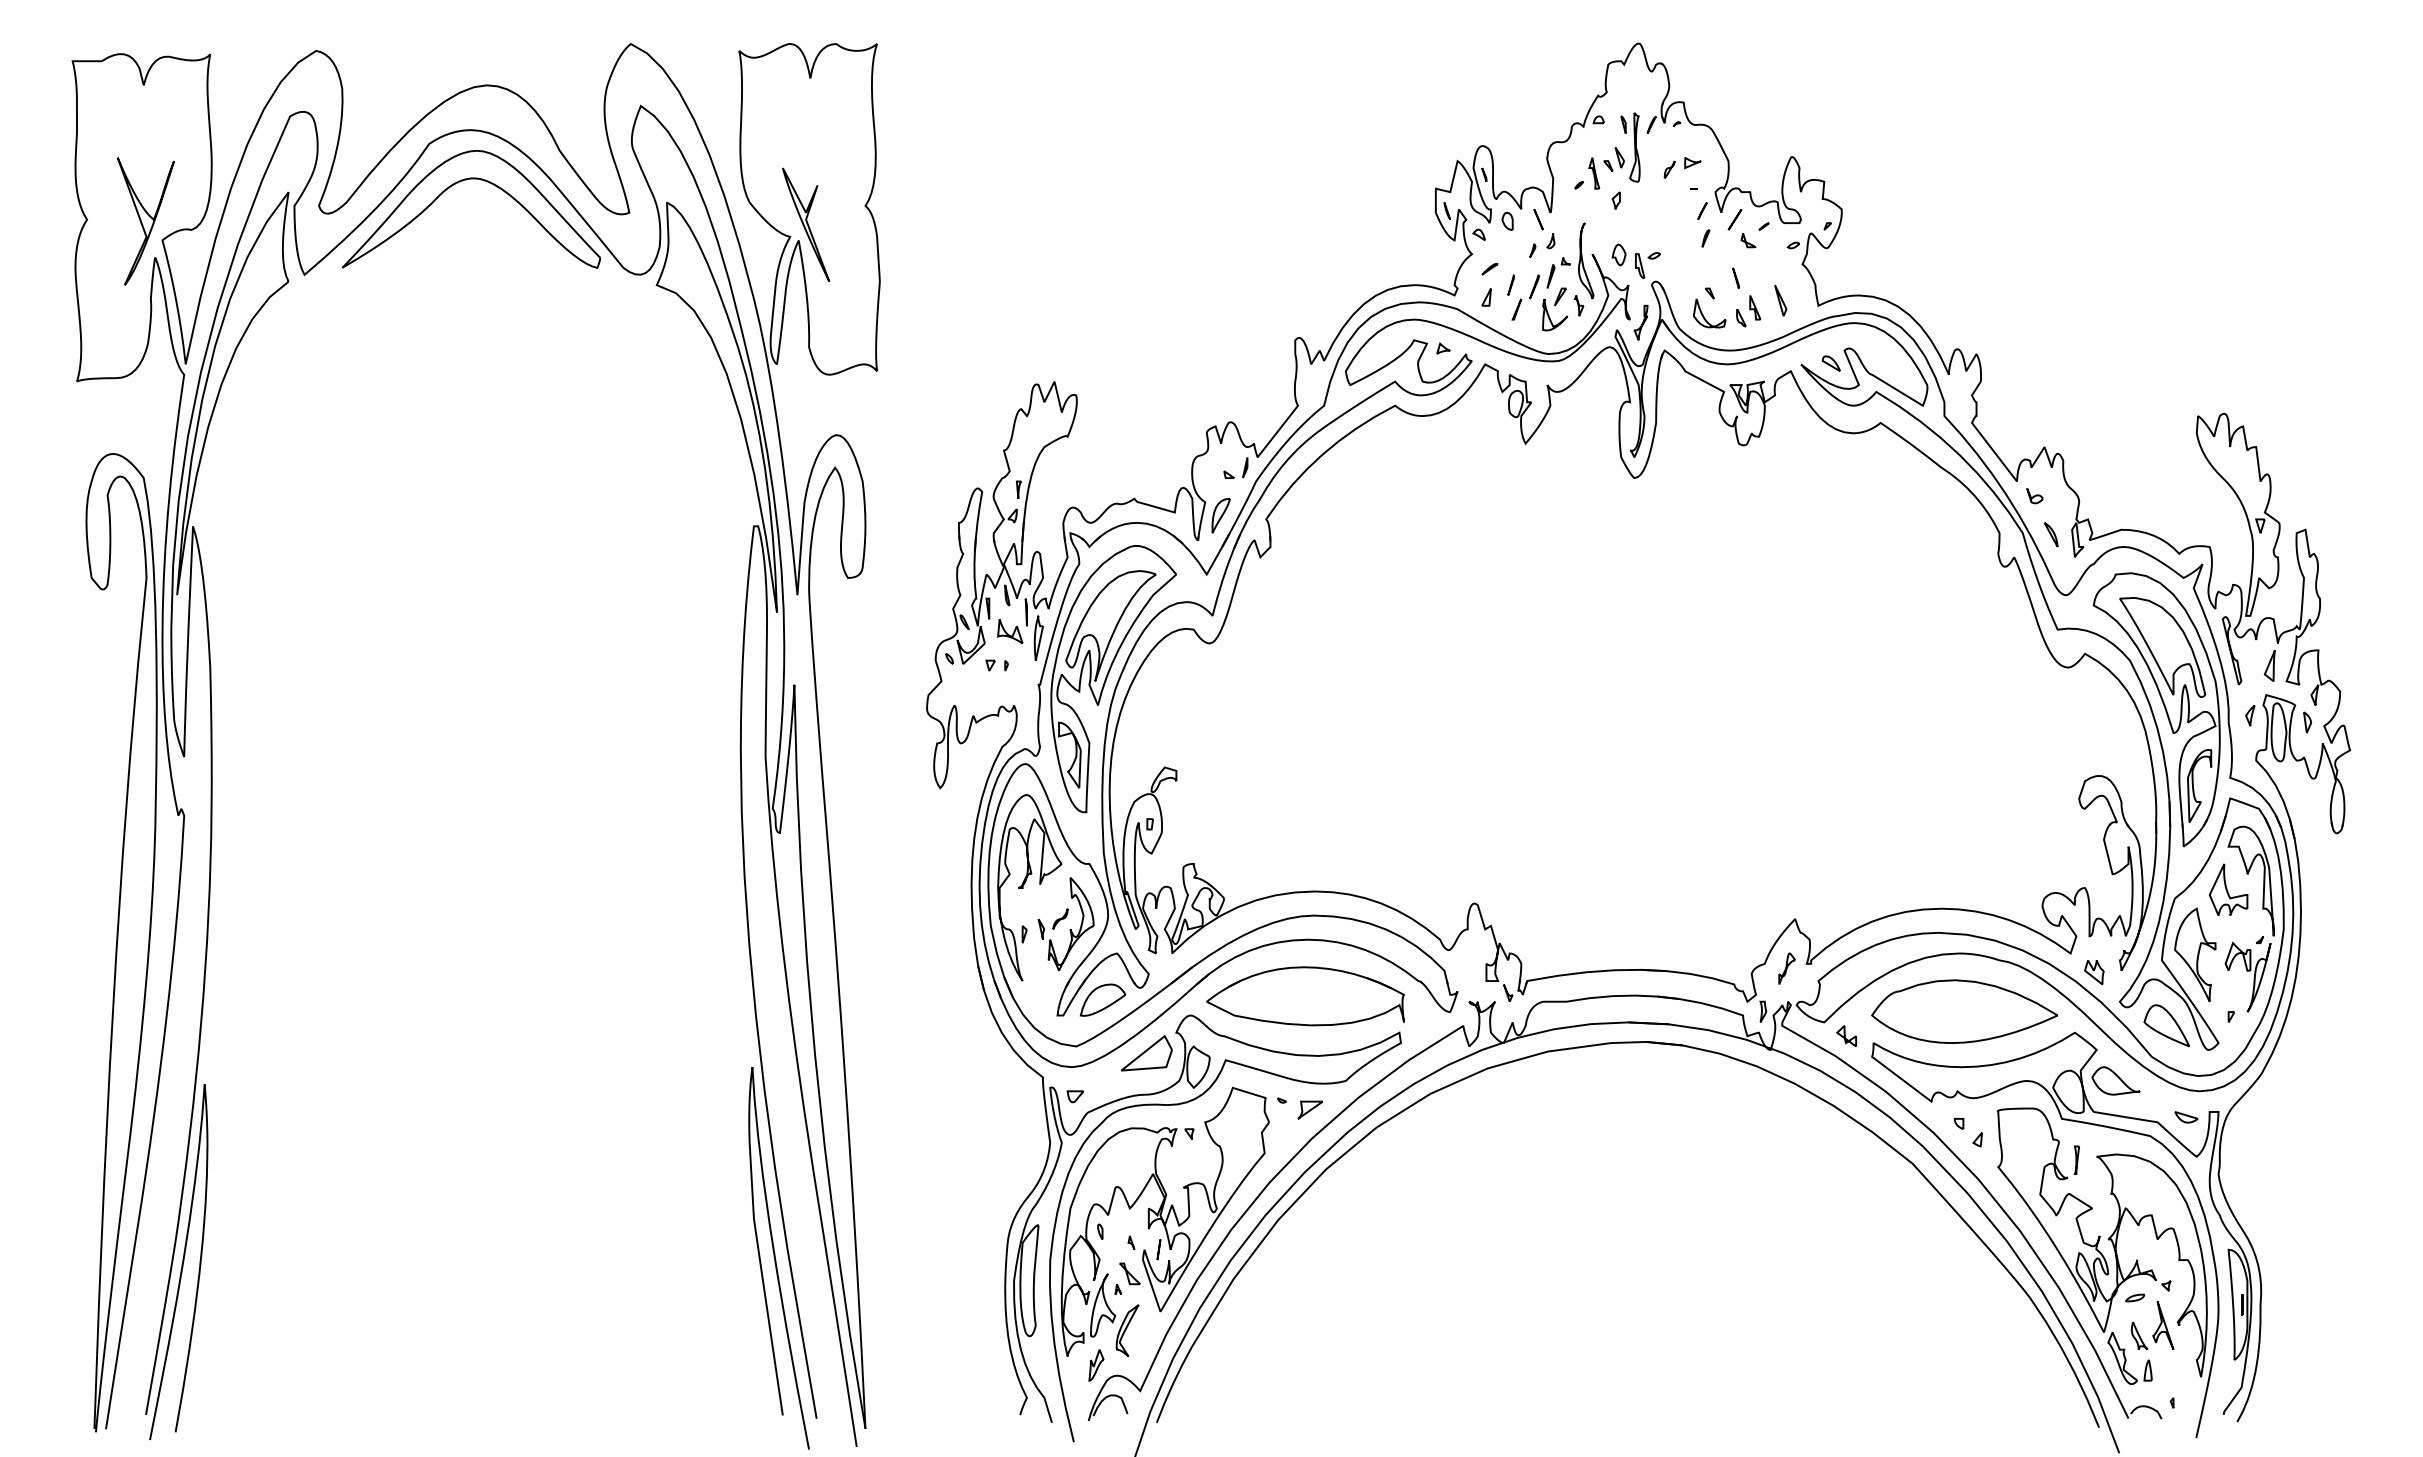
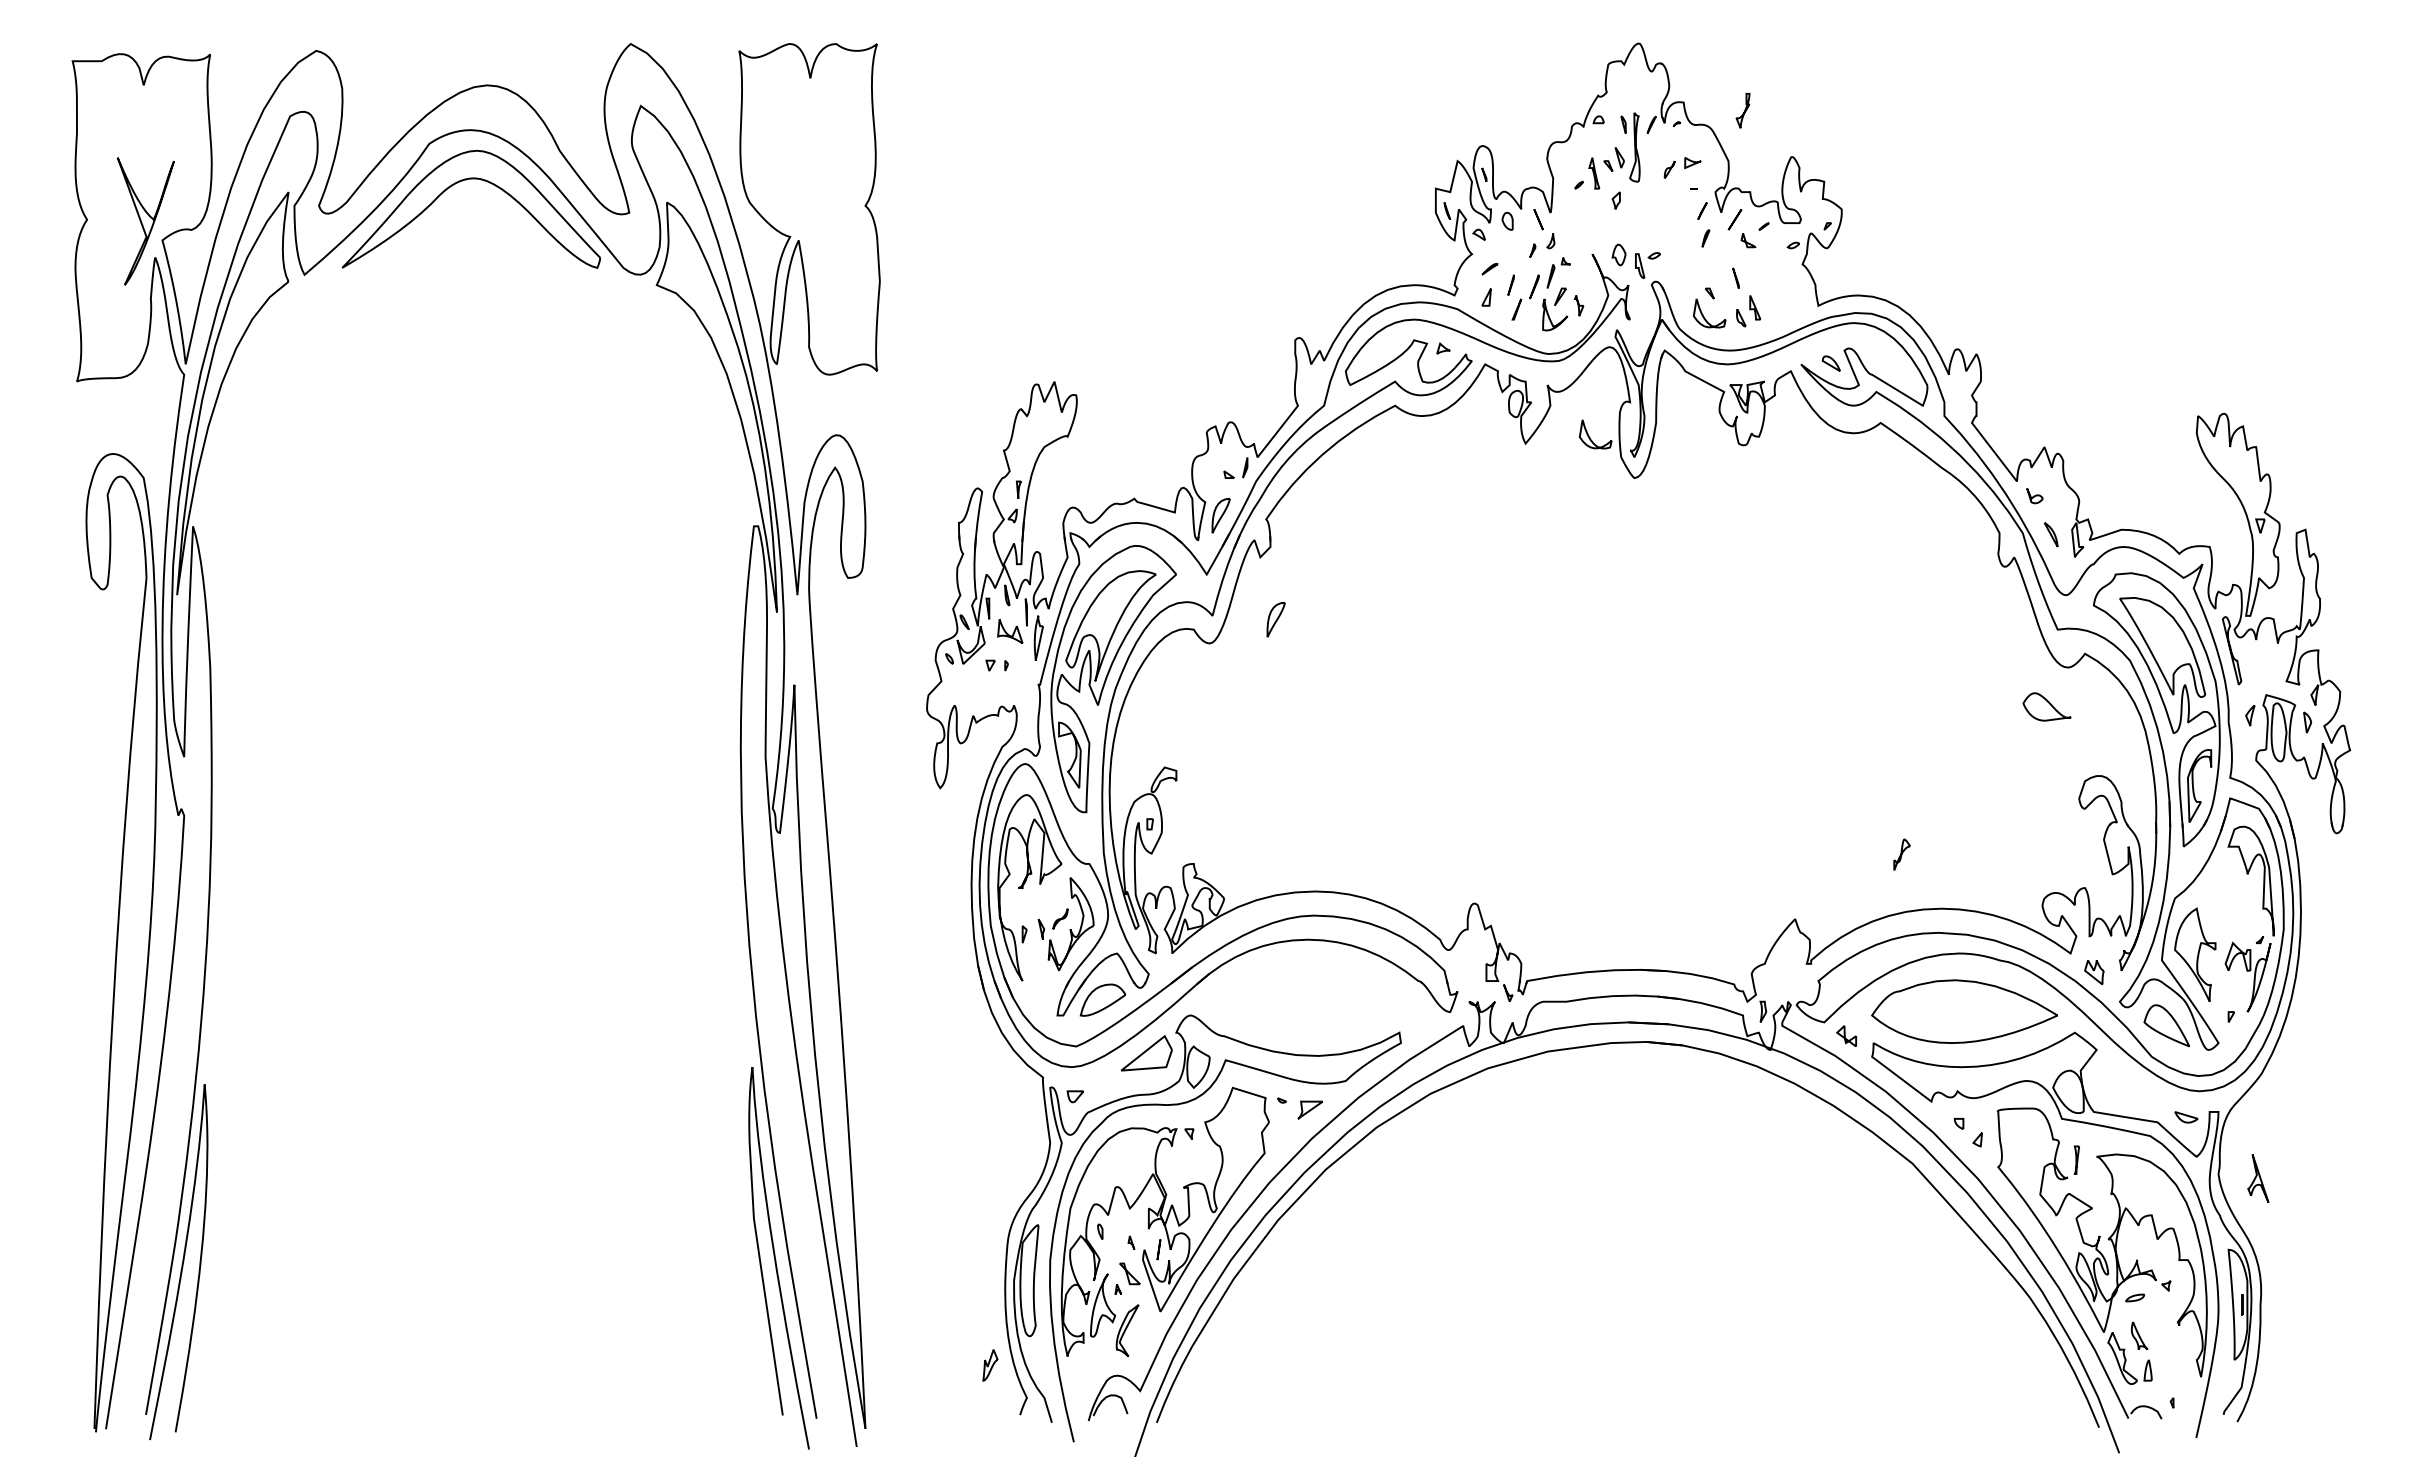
part: present -> none (805, 224)
part: present -> none (1586, 260)
part: present -> none (1780, 300)
part position: (1640, 322) -> (1742, 110) (1742, 110)
part: none -> present (1595, 434)
part: none -> present (1275, 619)
part: present -> none (2269, 665)
part: present -> none (2228, 889)
part position: (1786, 968) -> (1901, 854) (1901, 854)
part: present -> none (1305, 996)
part position: (2115, 1080) -> (2046, 706) (2046, 706)
part position: (2163, 1325) -> (2258, 1178) (2258, 1178)
part position: (1096, 1365) -> (990, 1365) (990, 1365)
